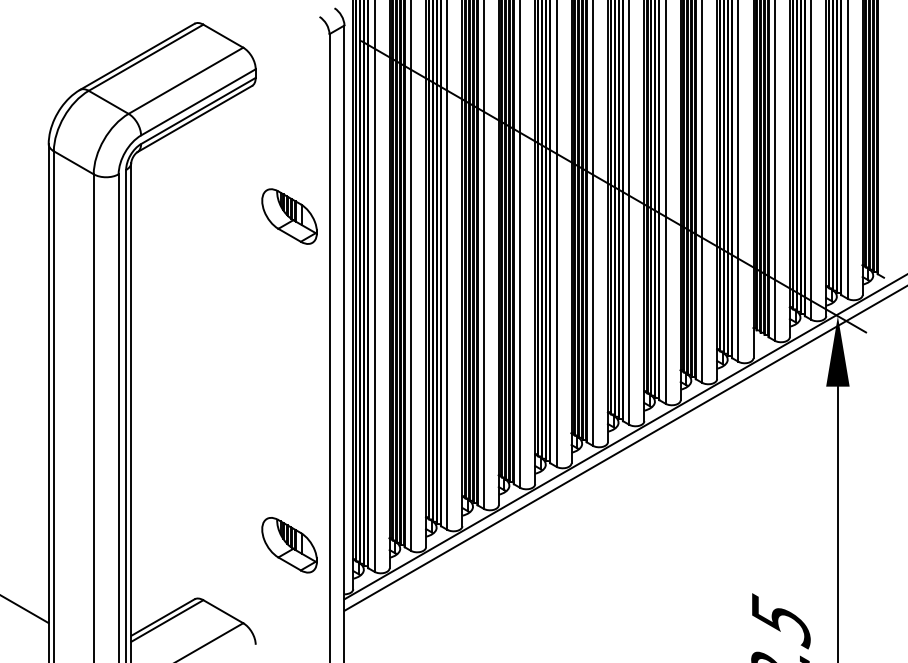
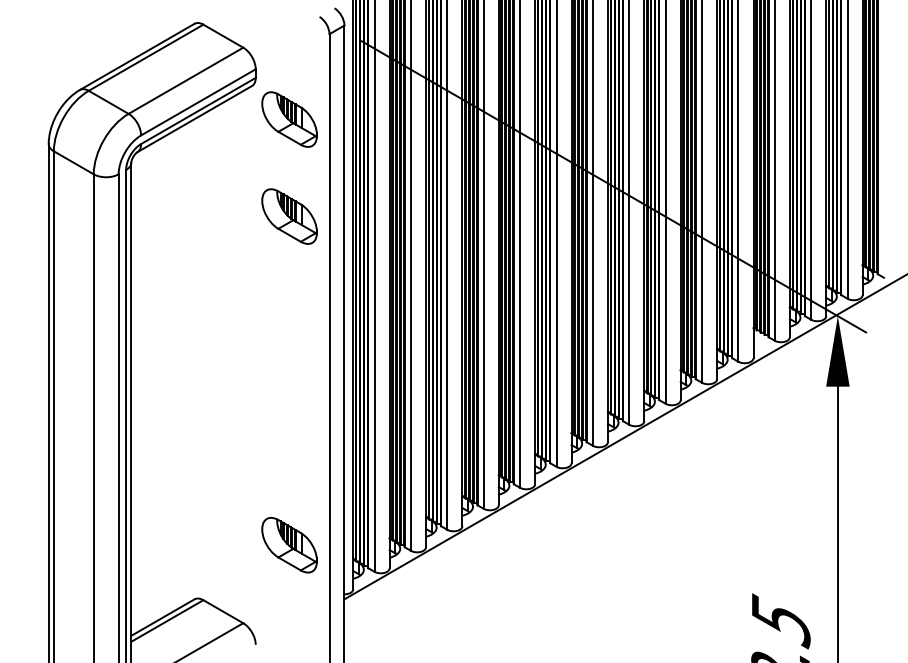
part: none -> present (289, 119)
line: present -> none (624, 448)
line: present -> none (25, 609)
